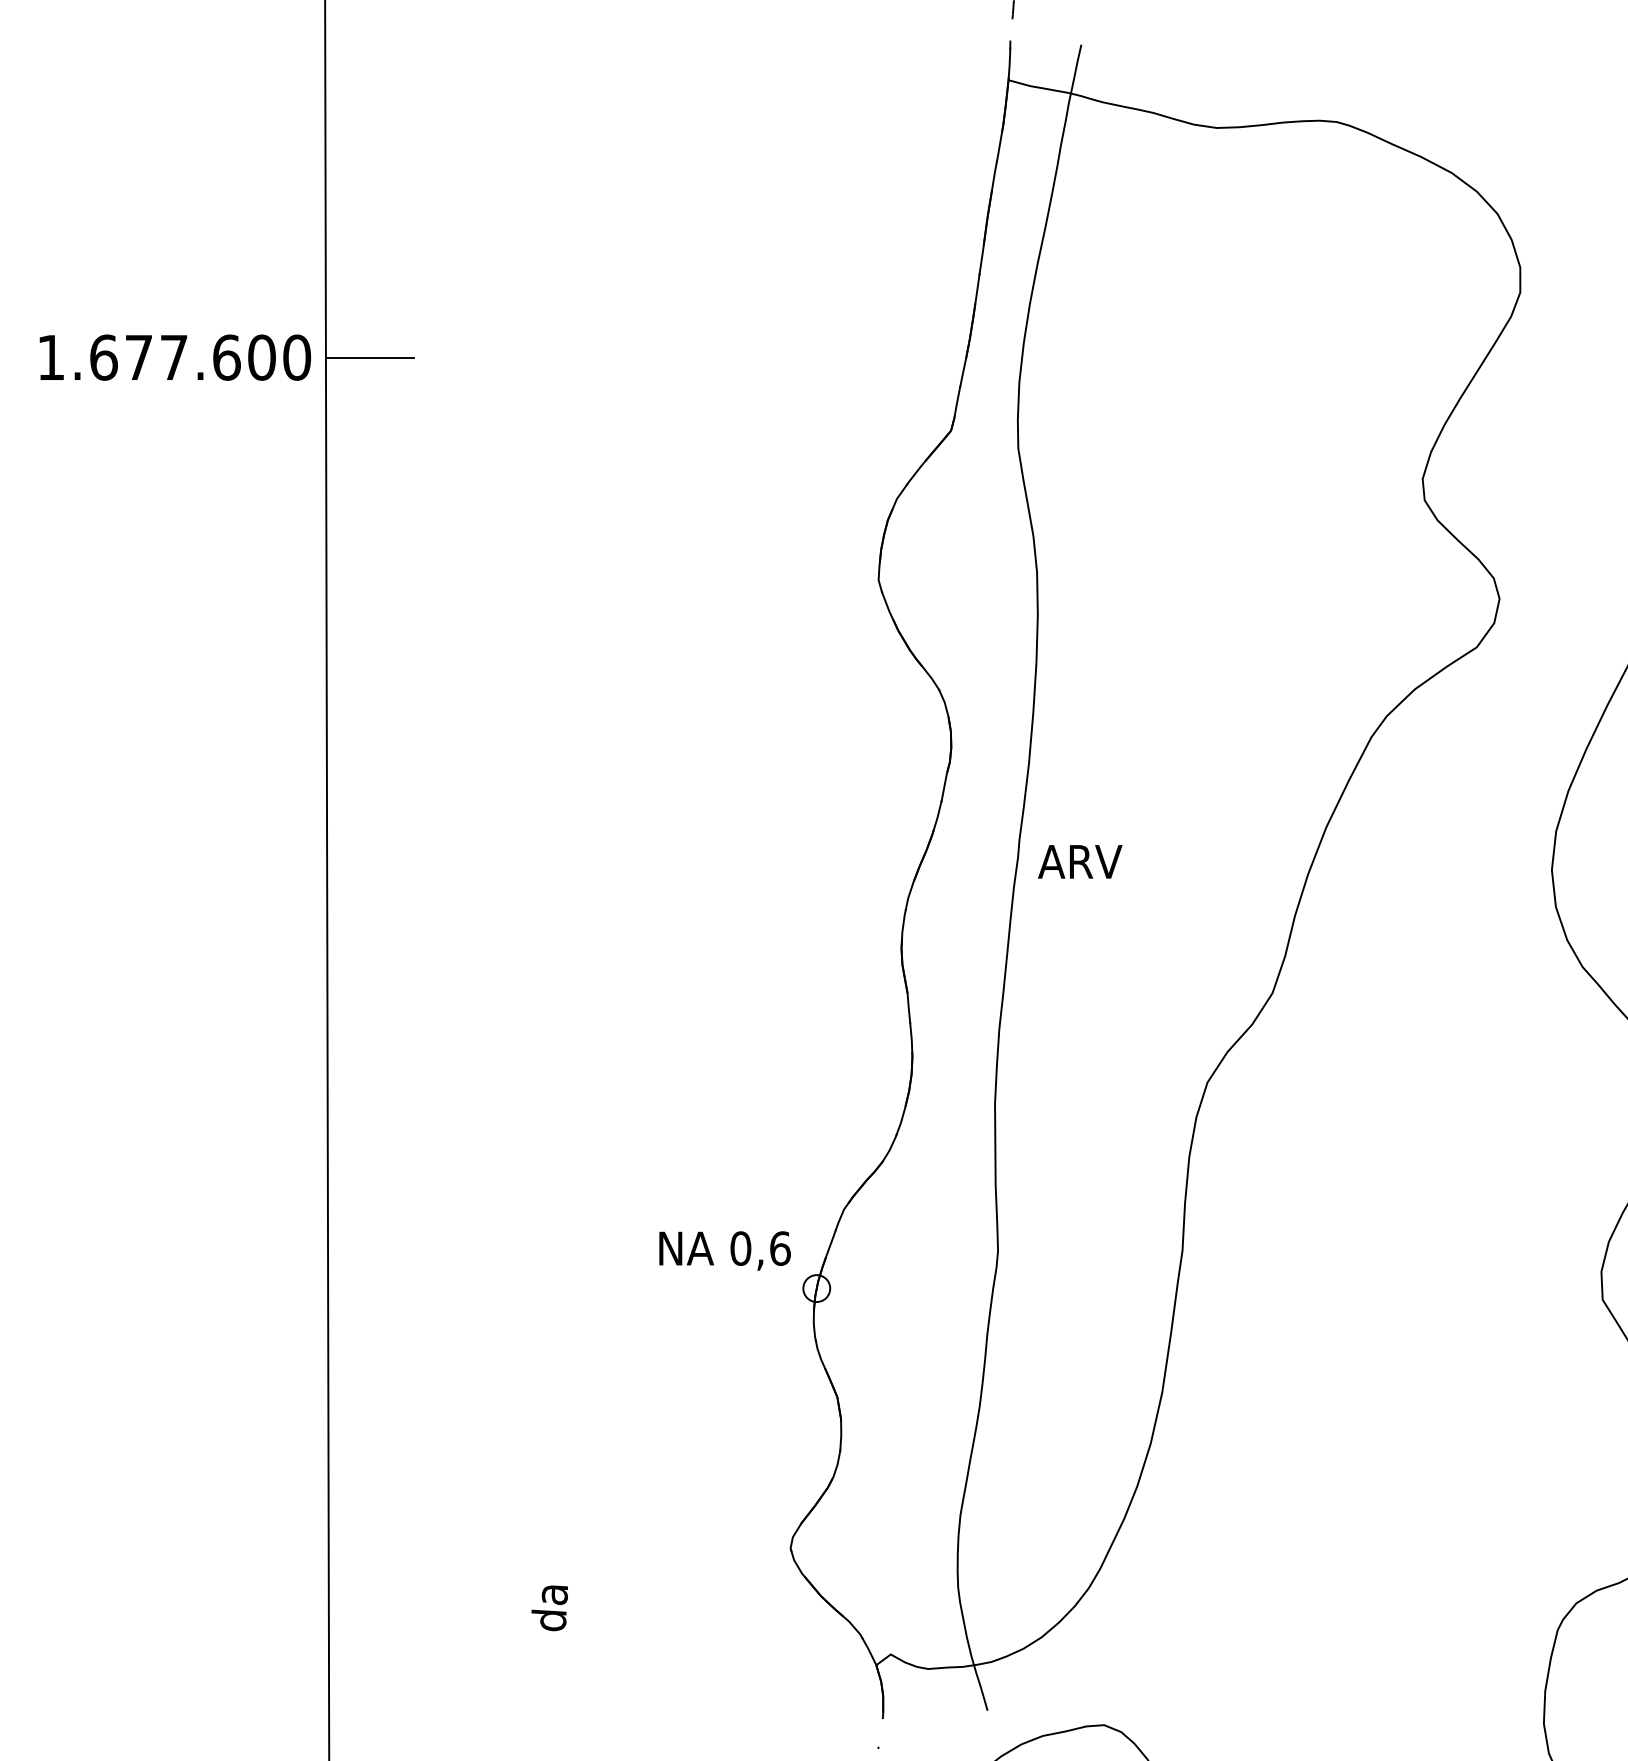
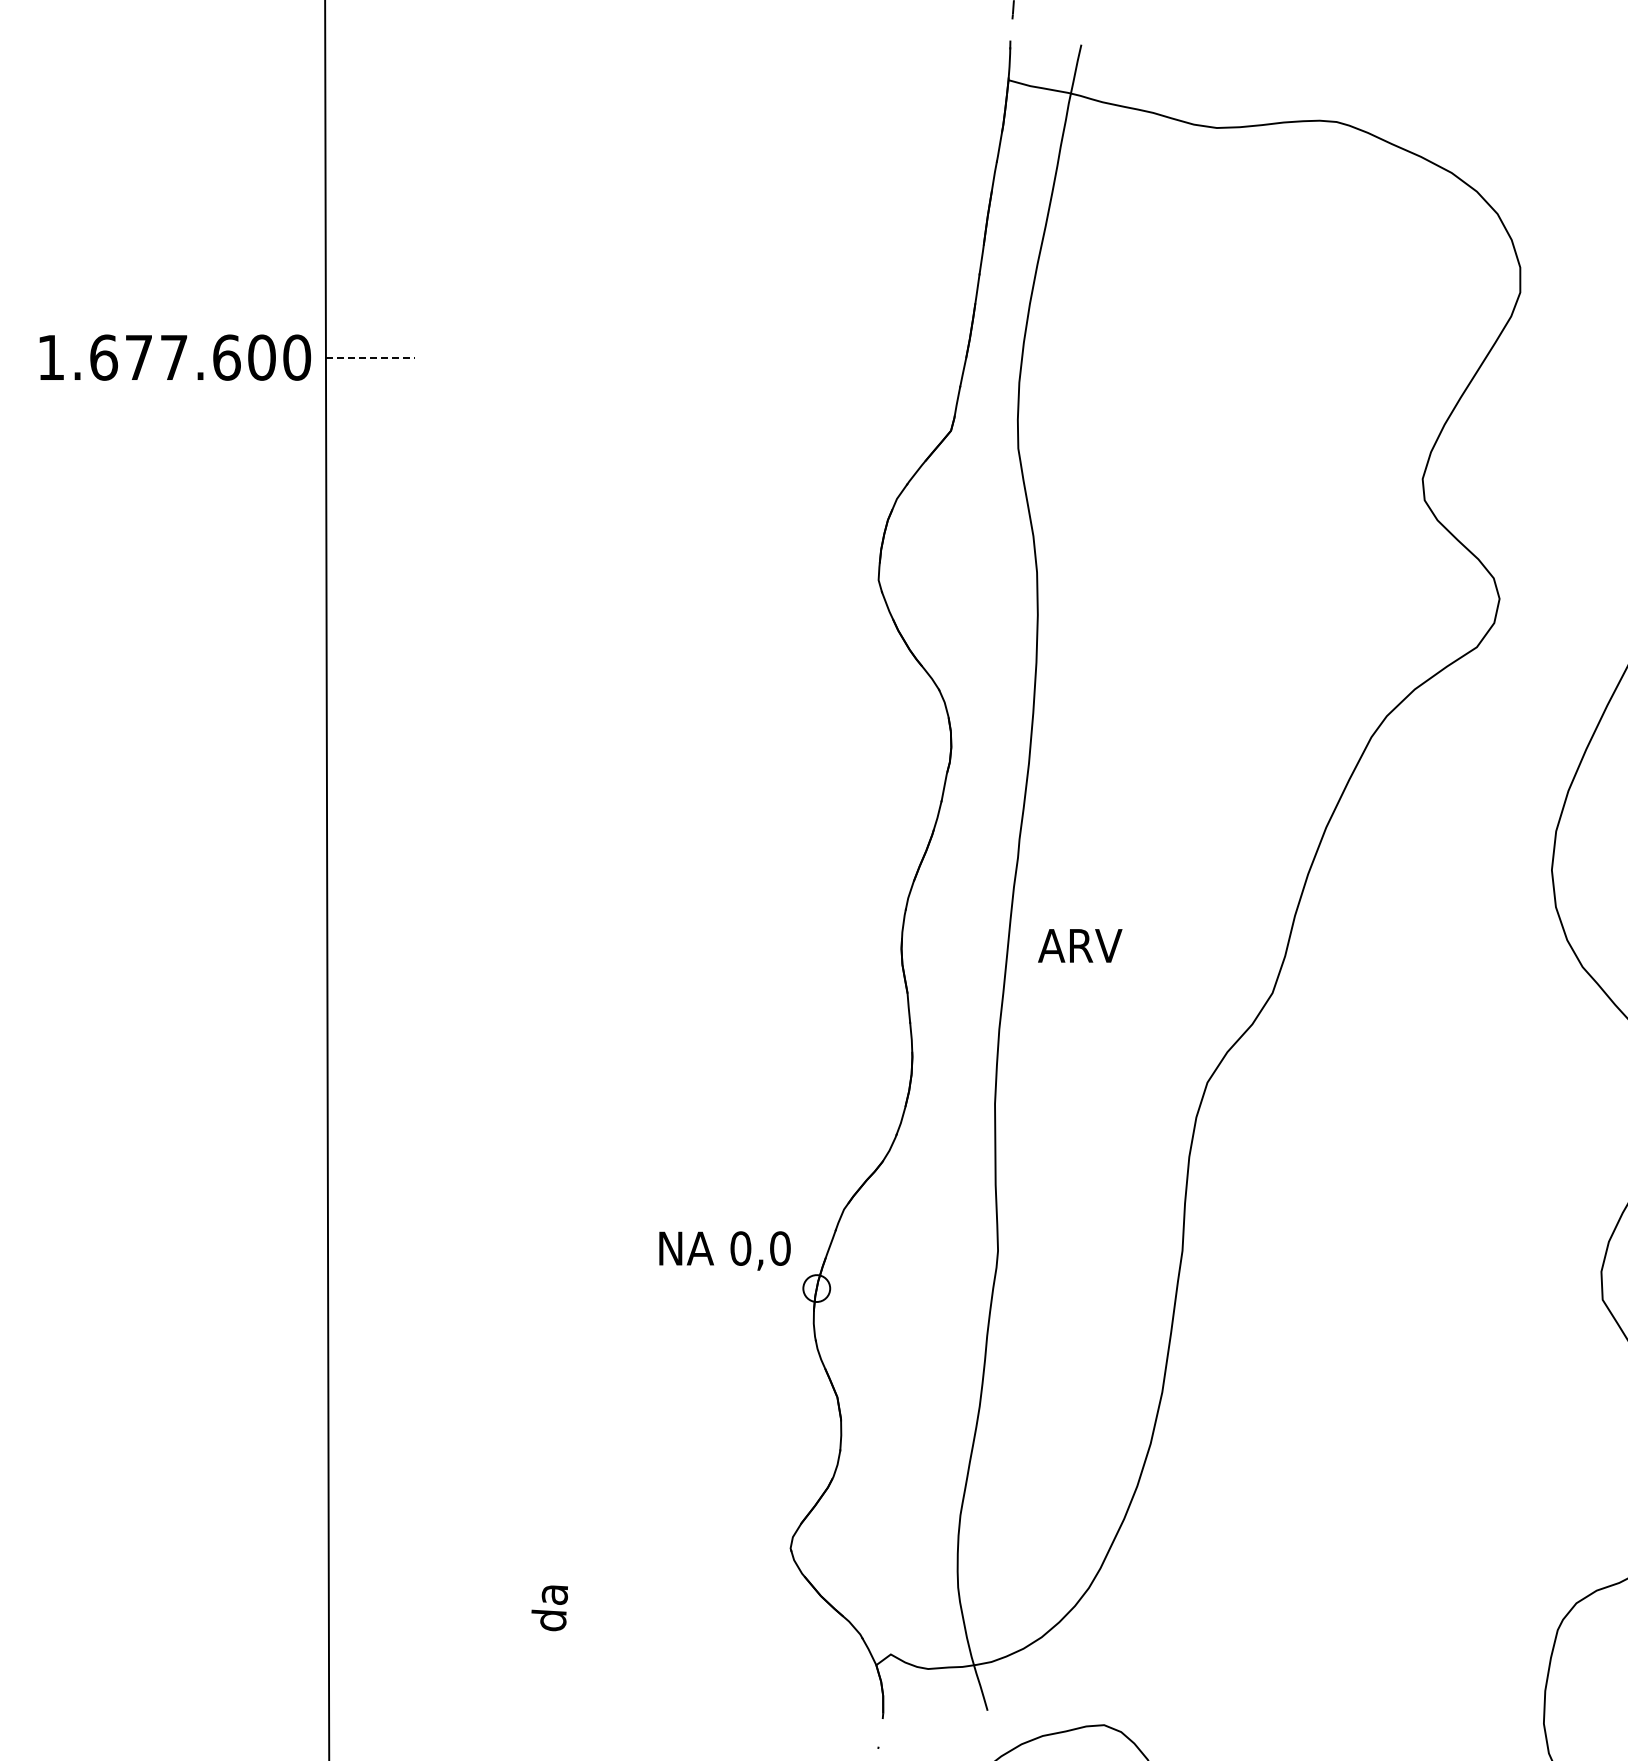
line: solid -> dashed (370, 357)
text position: (1080, 861) -> (1080, 945) (1080, 945)
text: 0,6 -> 0,0 (780, 1248)
